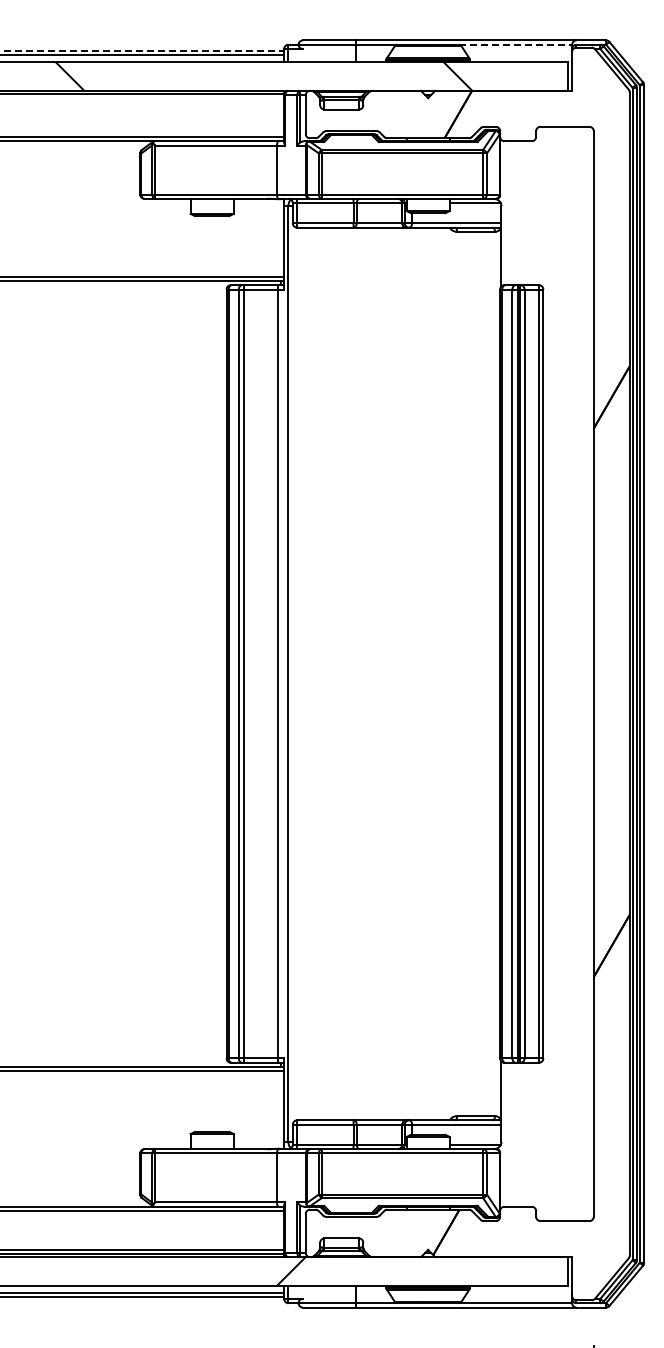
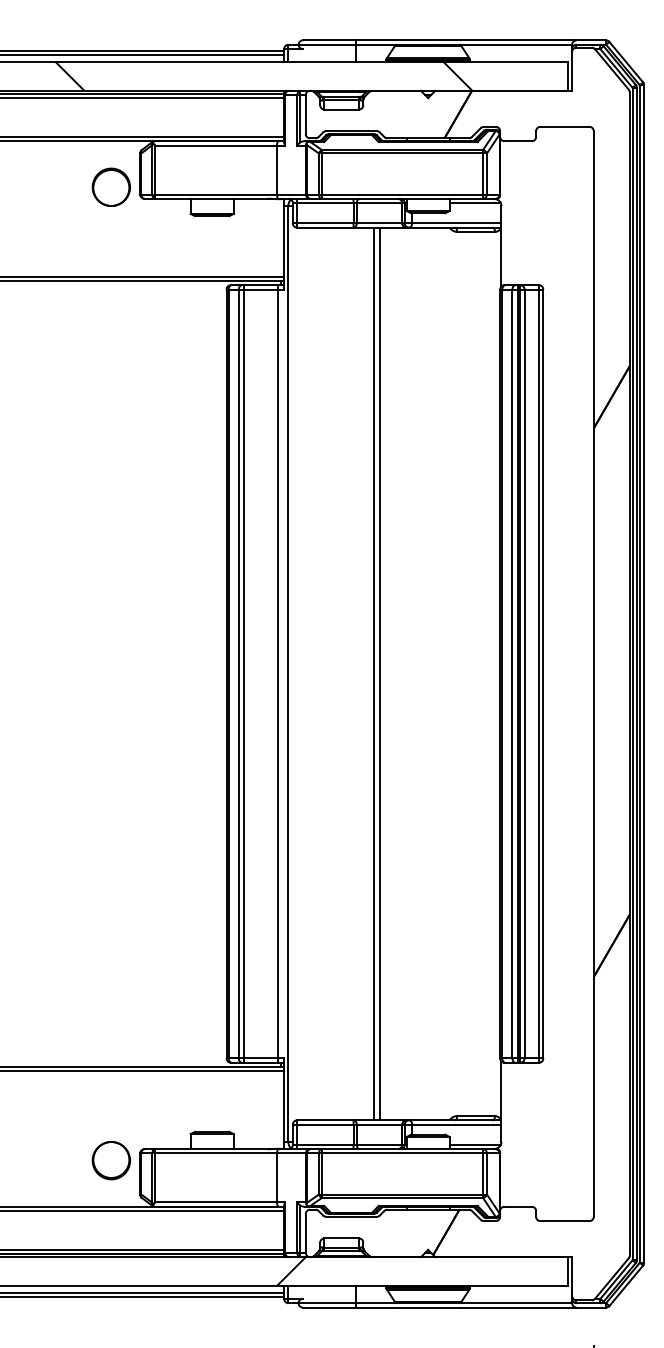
line: dashed -> solid (515, 44)
line: dashed -> solid (142, 50)
line: none -> present (143, 98)
part: none -> present (110, 186)
line: none -> present (374, 673)
line: none -> present (380, 673)
part: none -> present (110, 1160)
